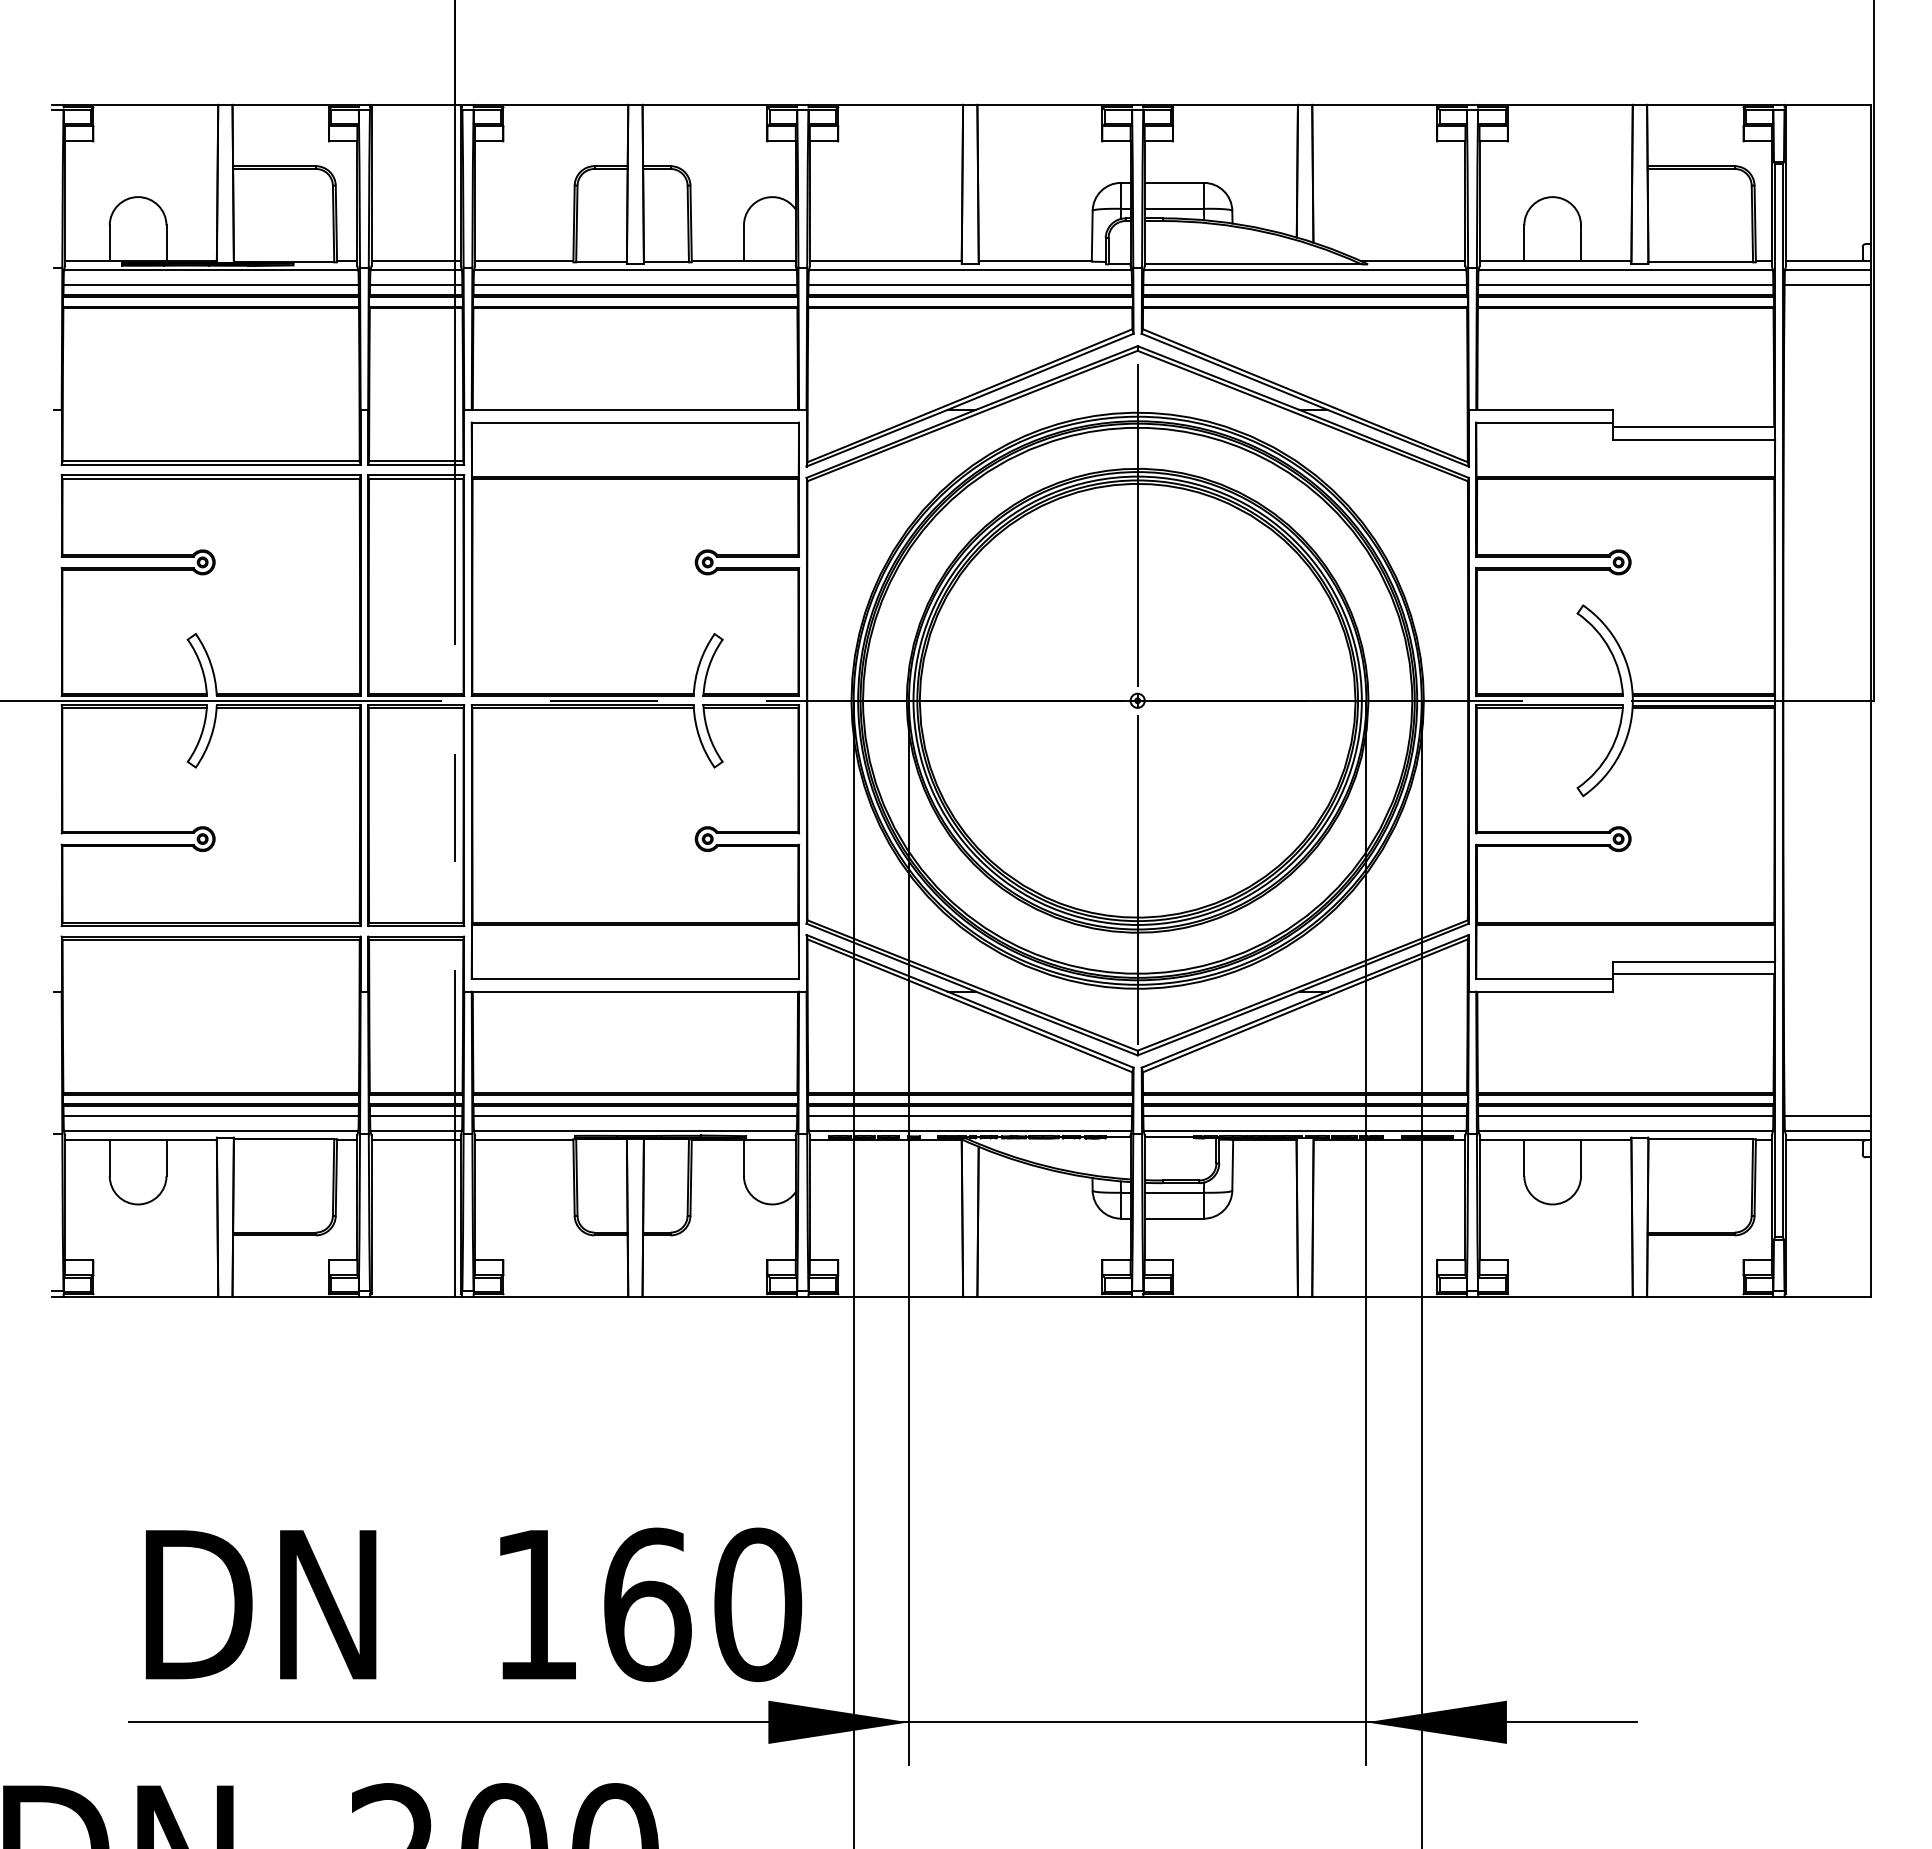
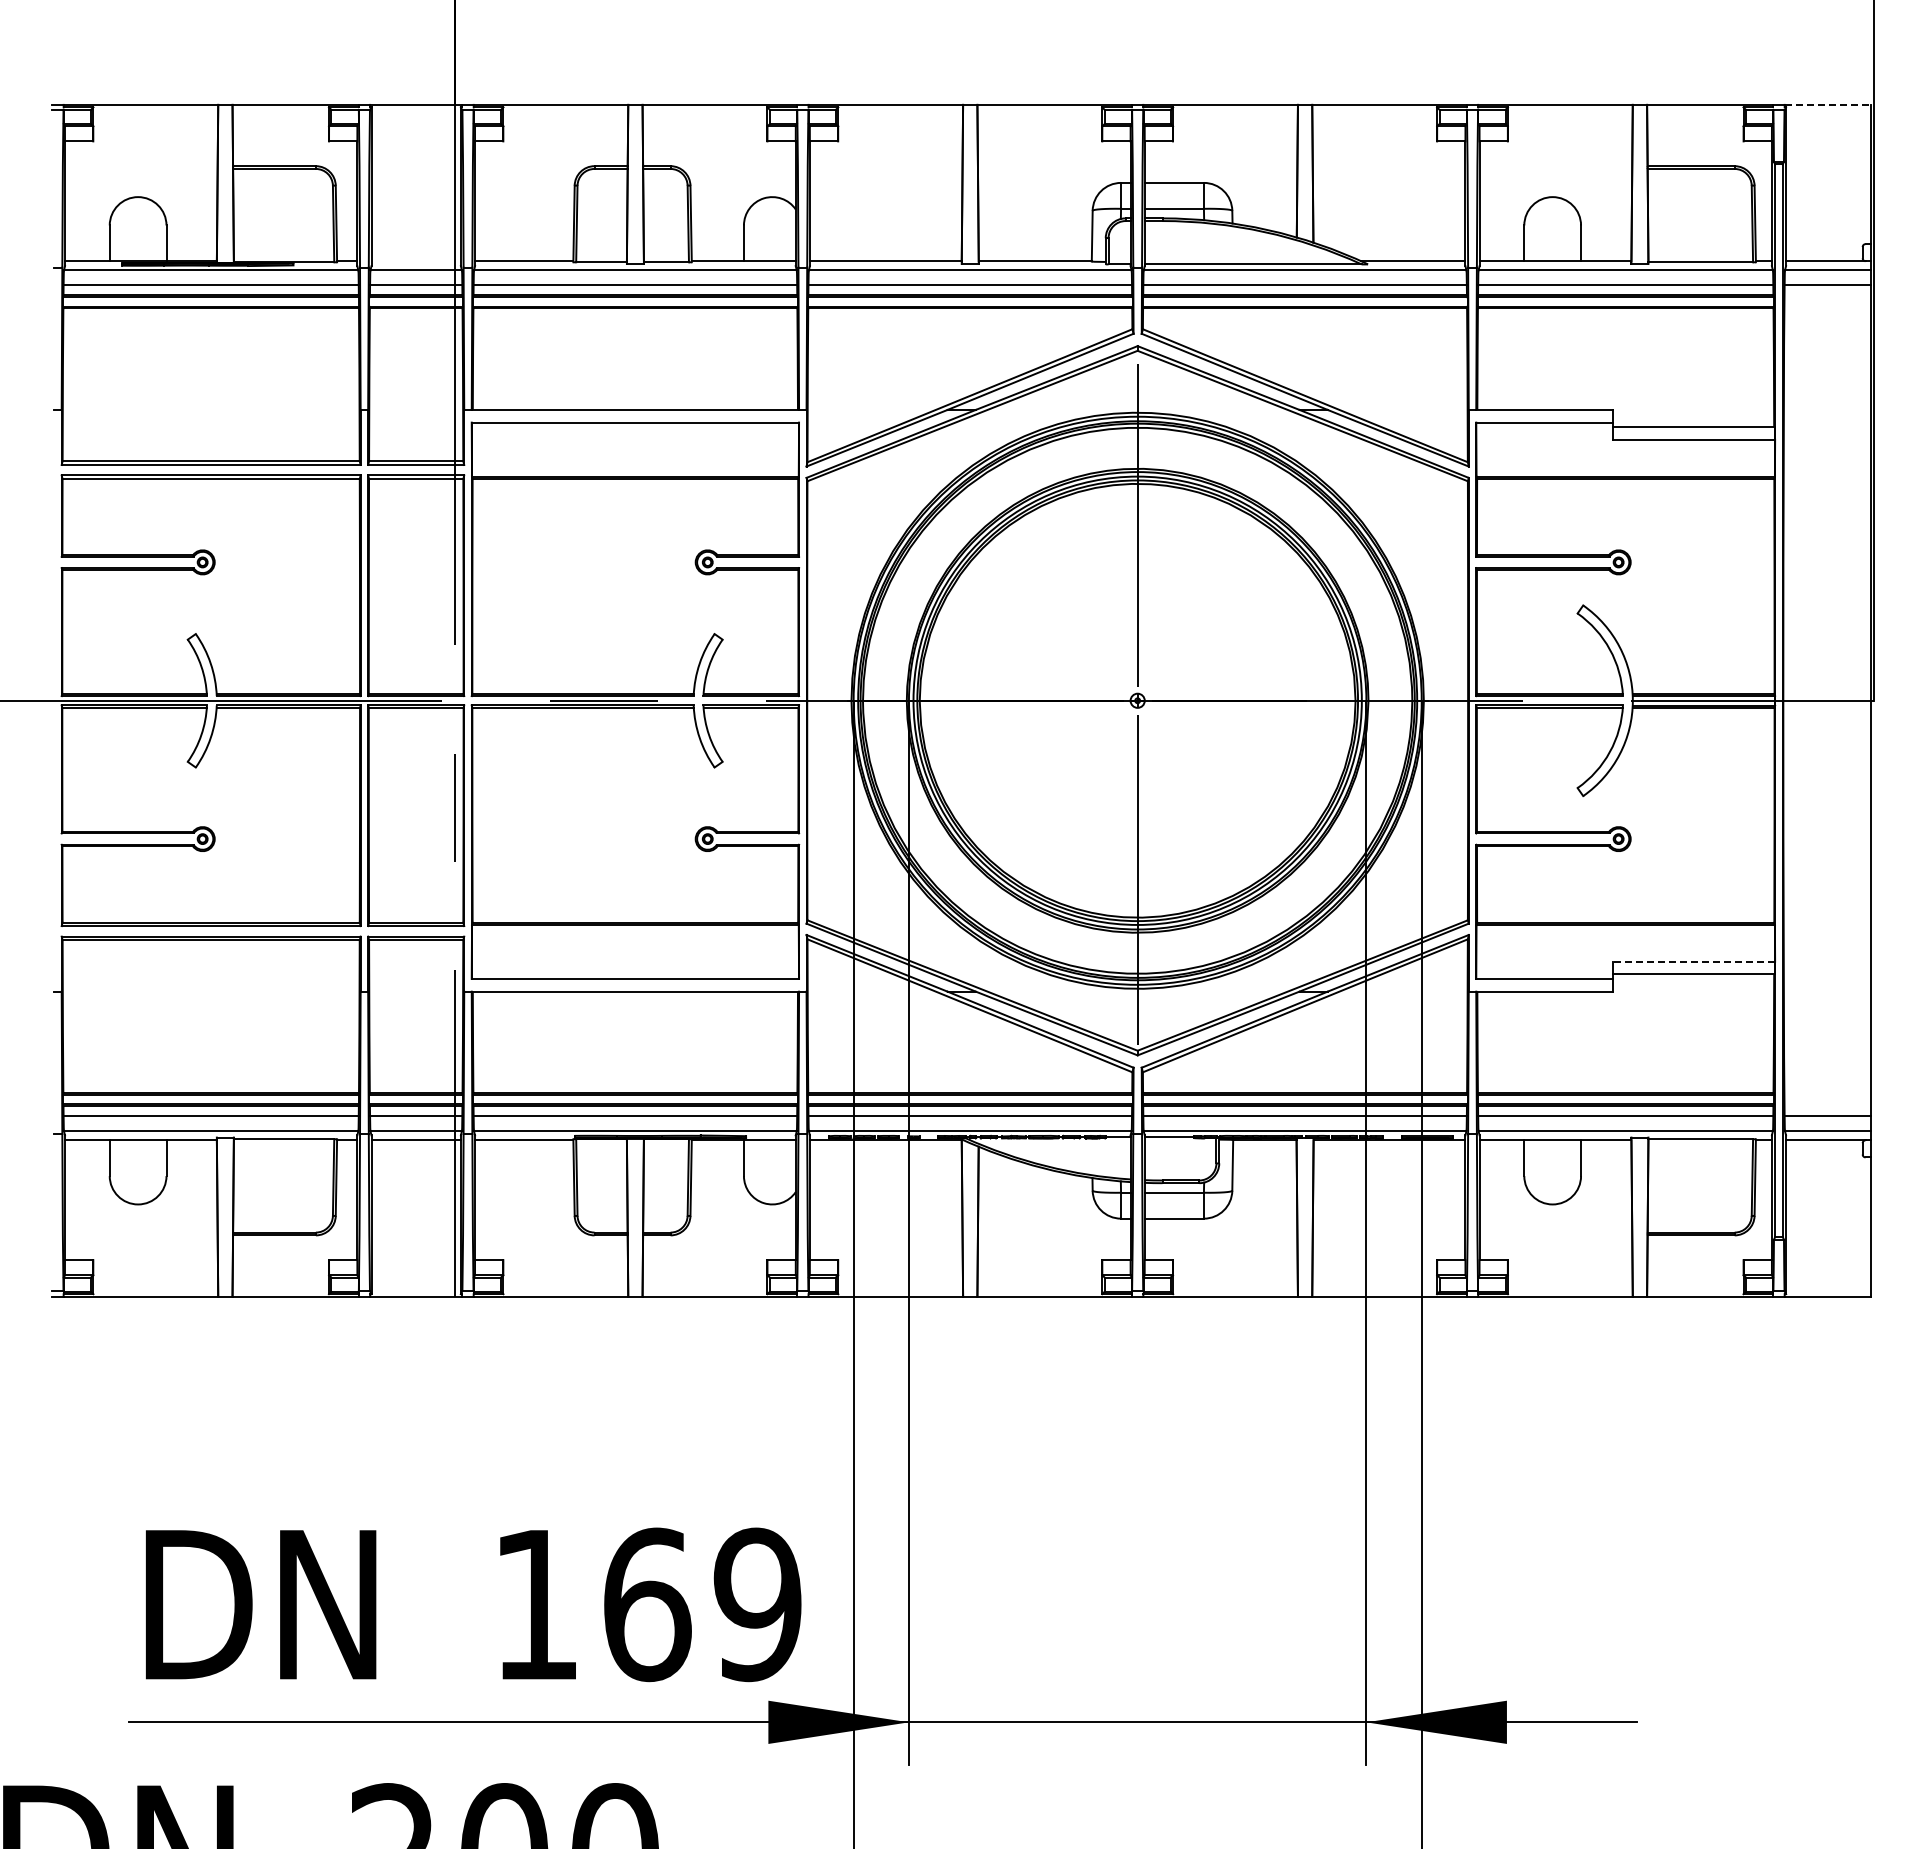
line: solid -> dashed (1828, 104)
line: present -> none (415, 261)
line: solid -> dashed (1693, 961)
text: 160 -> 169 (757, 1604)
